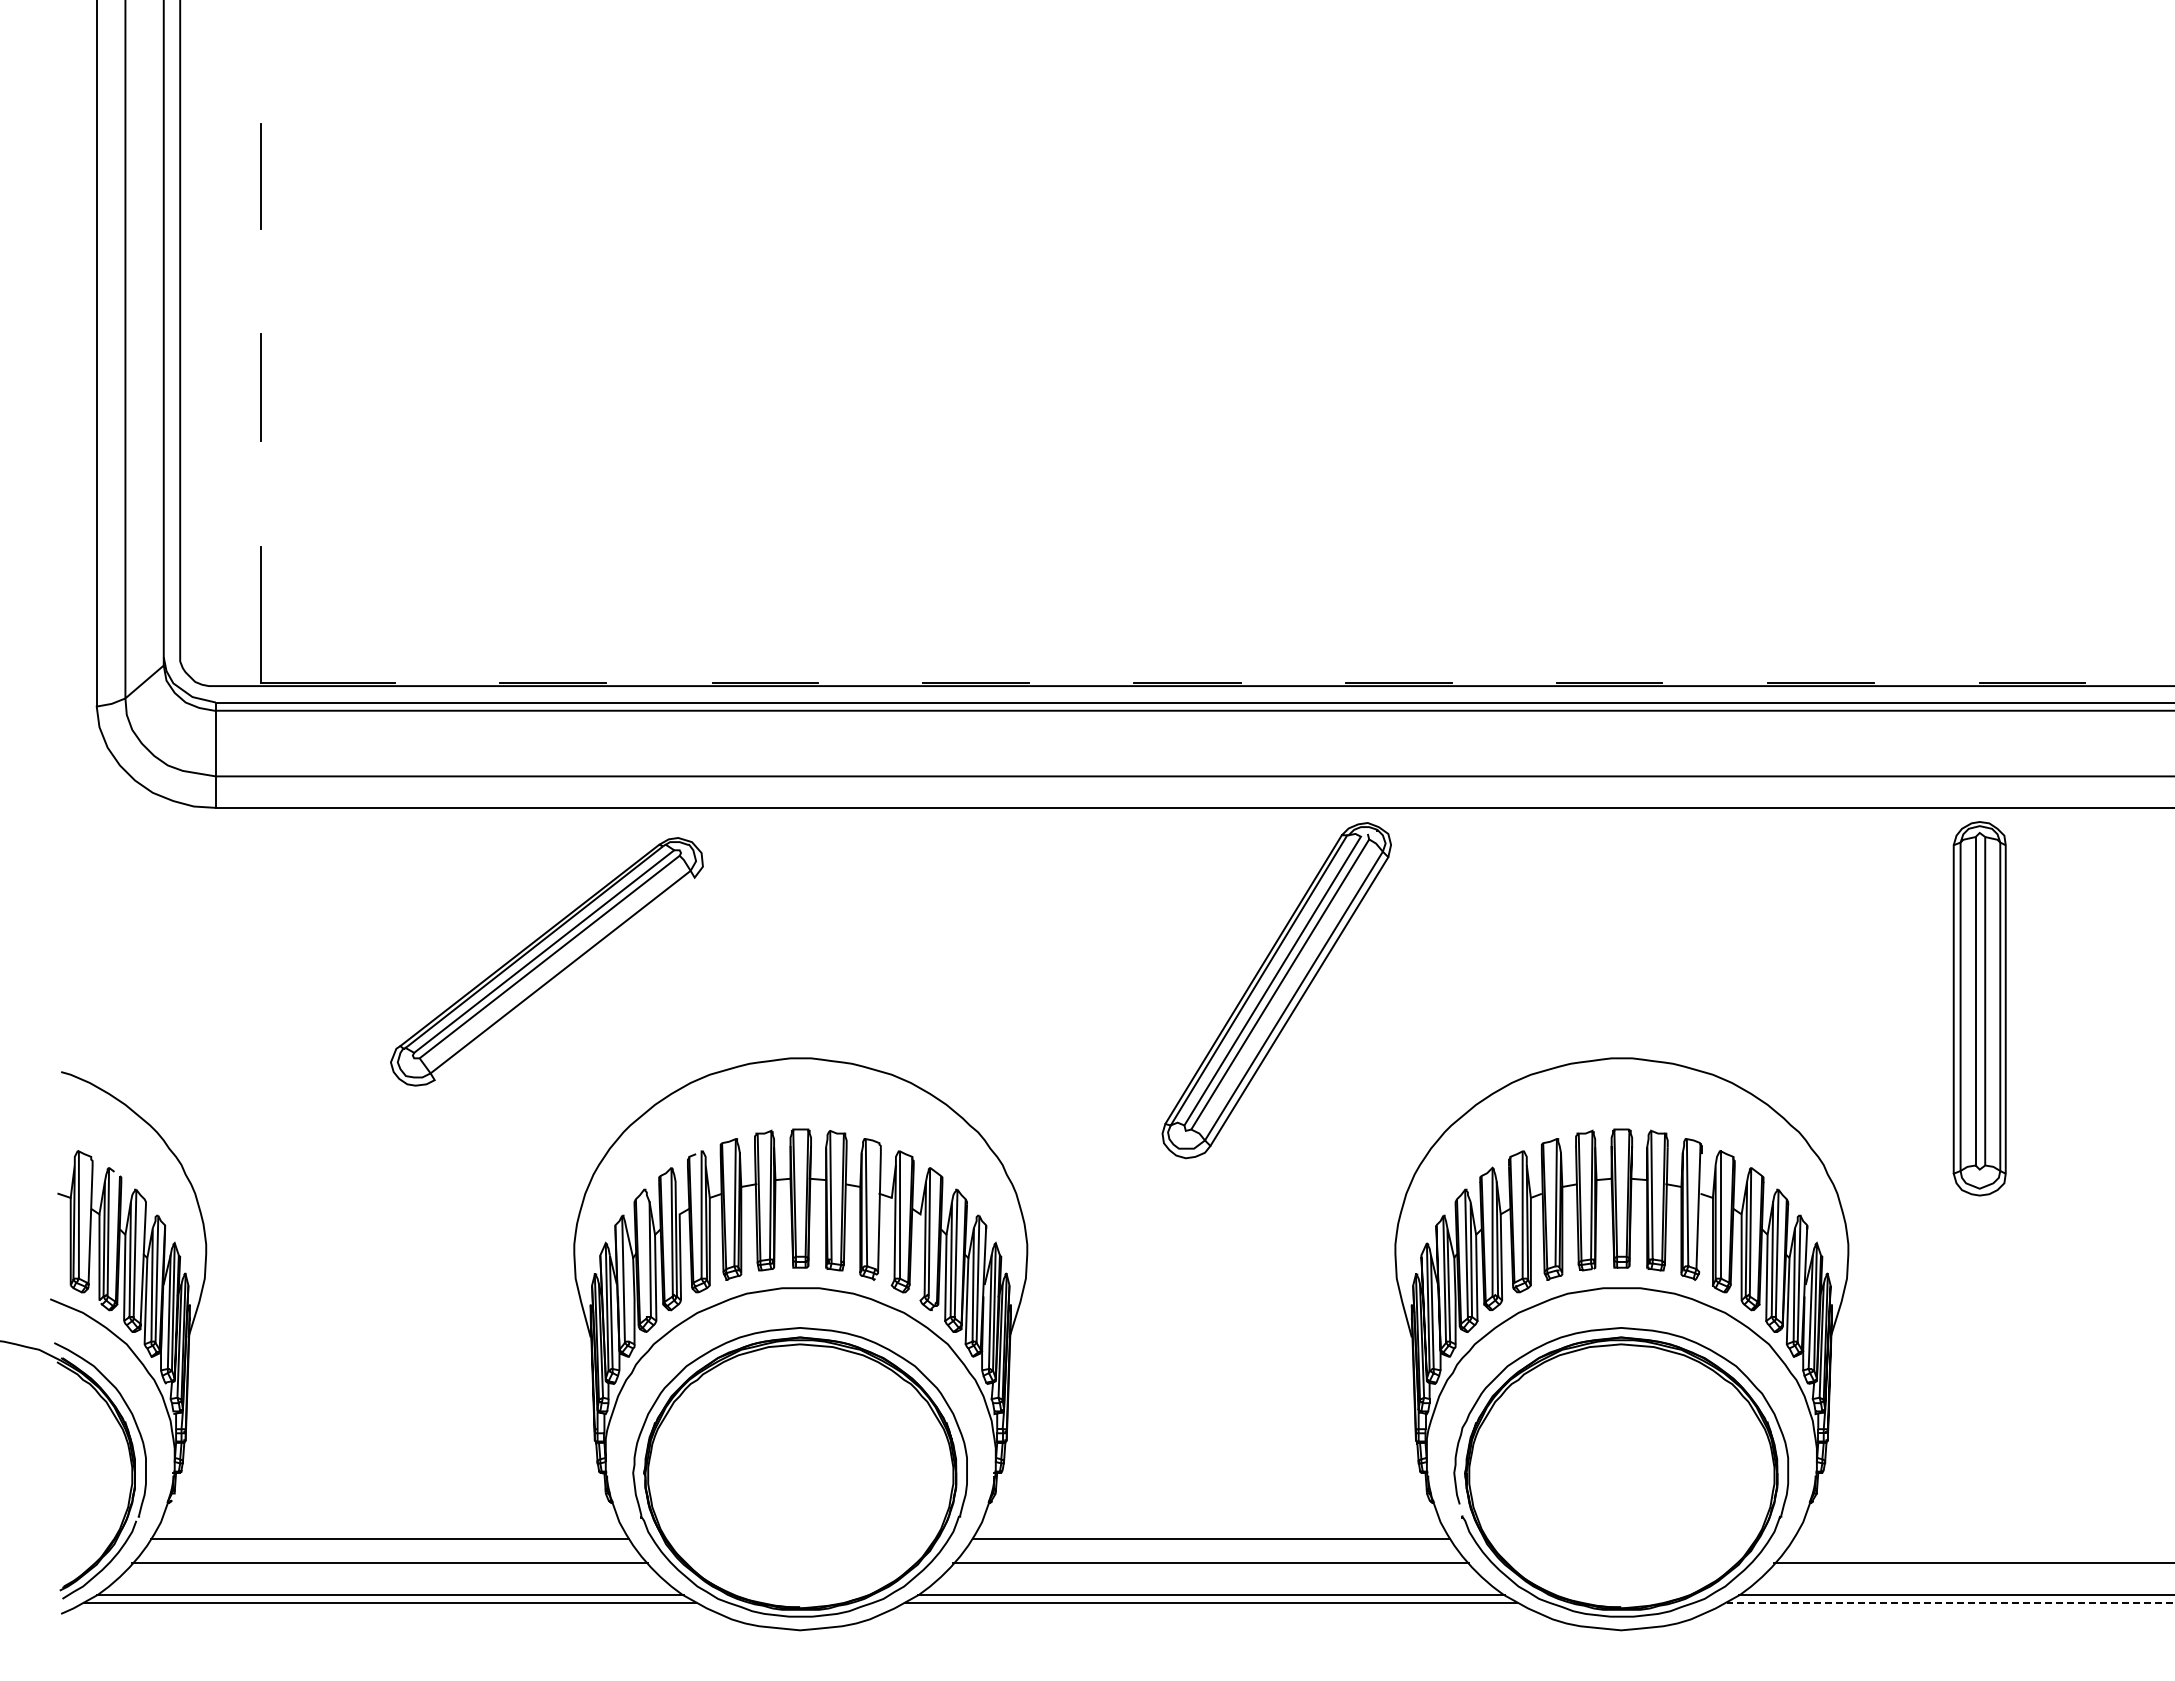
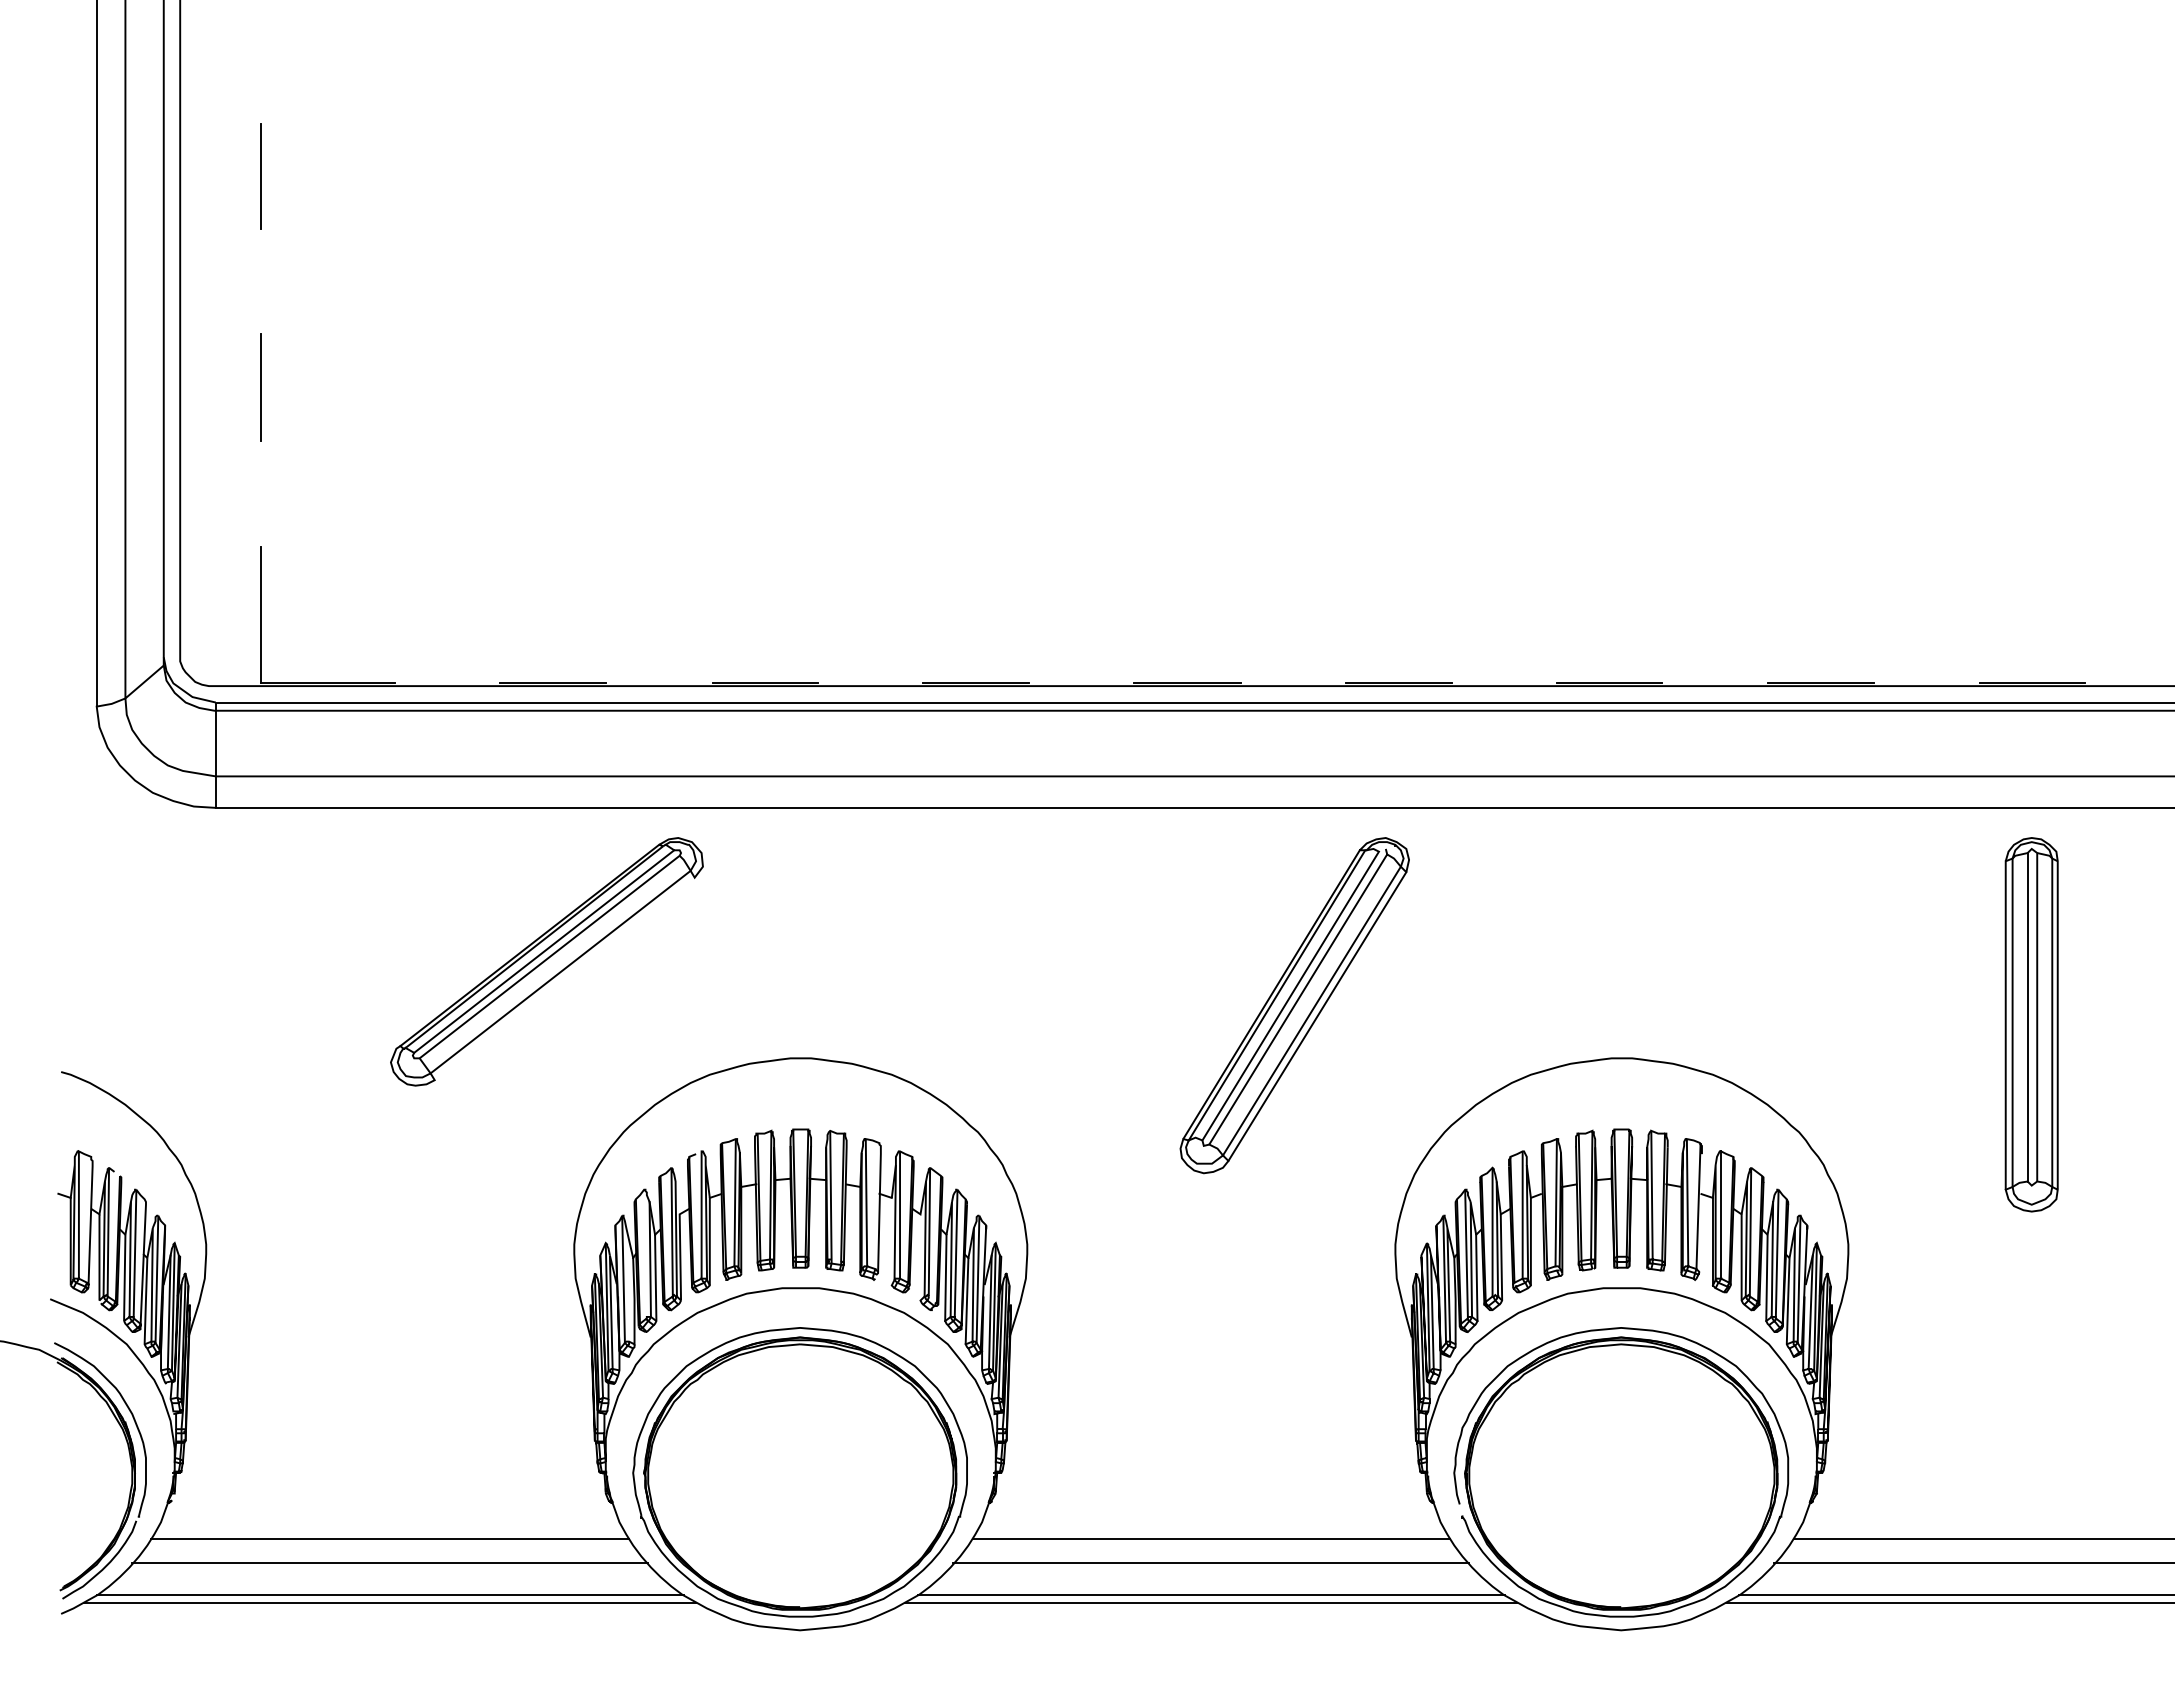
part position: (1276, 990) -> (1294, 1005) (1294, 1005)
part position: (1979, 1008) -> (2031, 1024) (2031, 1024)
line: none -> present (1982, 1538)
line: dashed -> solid (1950, 1602)
